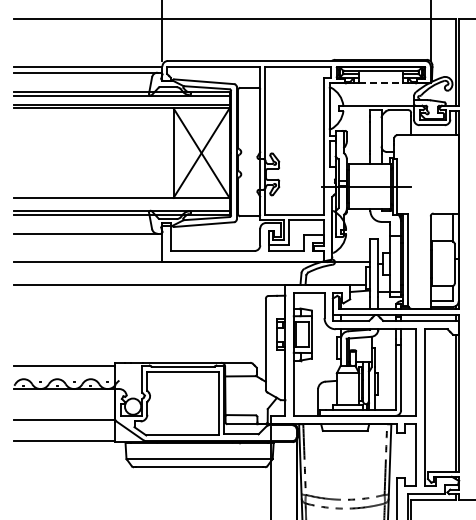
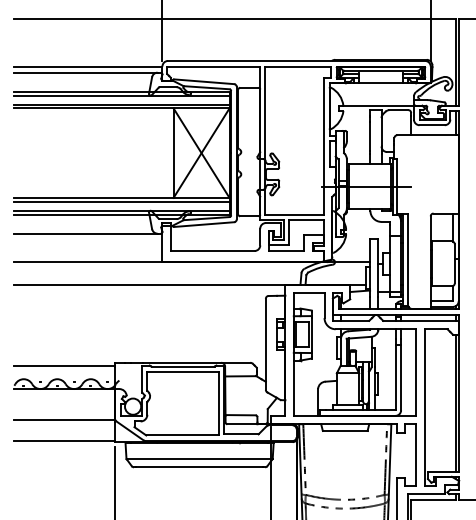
line: dashed -> solid (380, 83)
line: none -> present (121, 201)
line: none -> present (114, 481)
